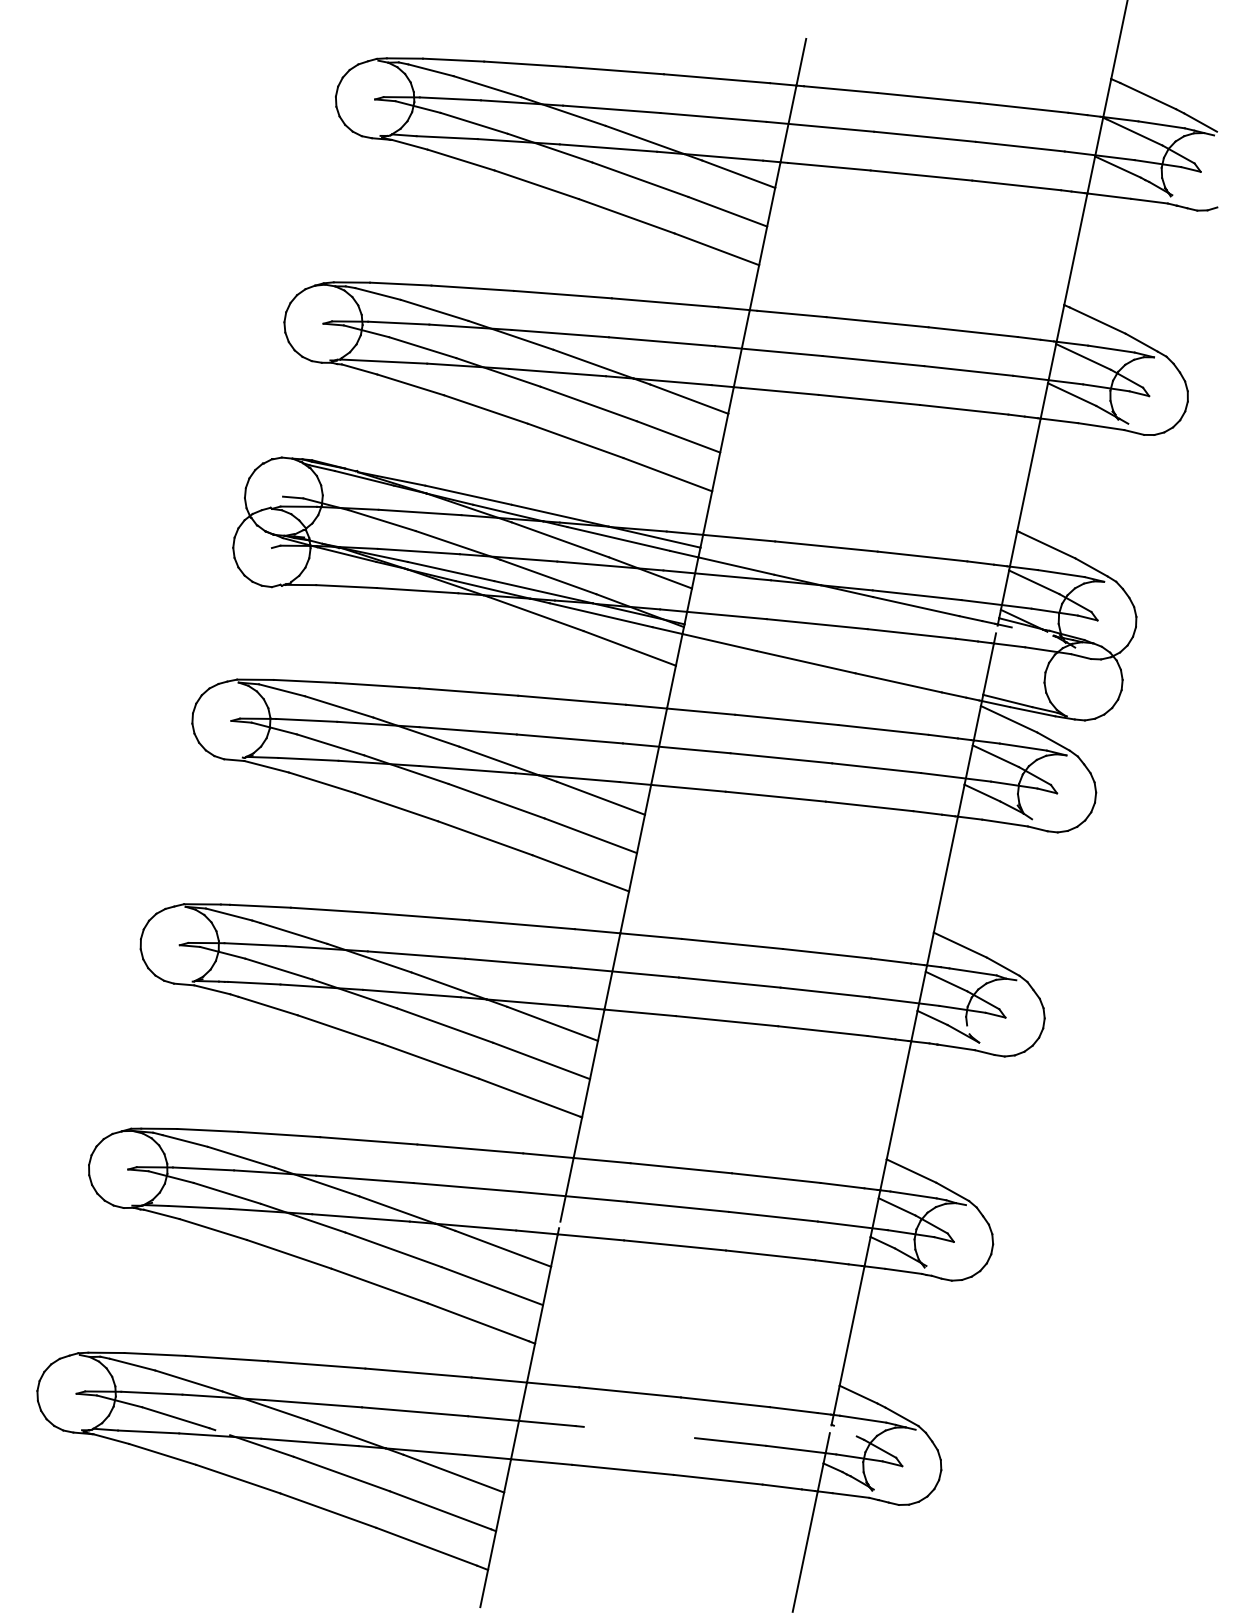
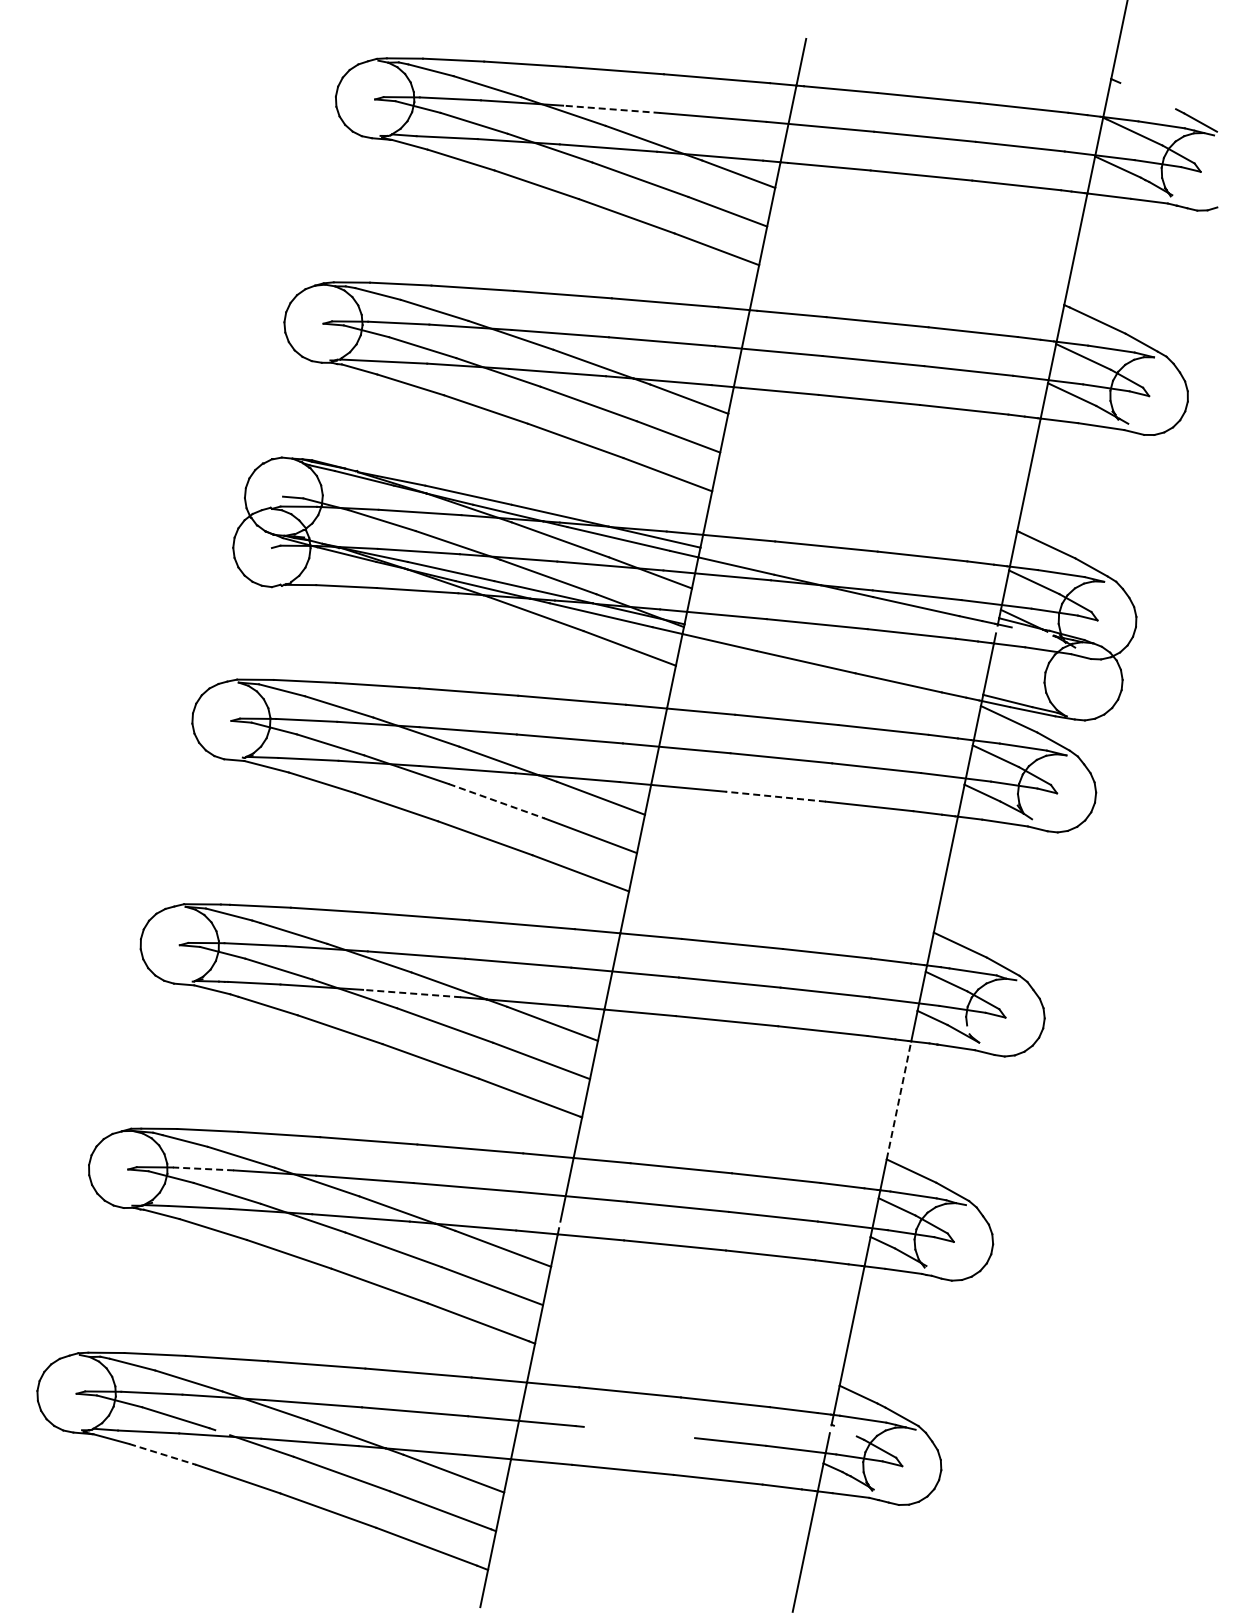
line: present -> none (1148, 95)
line: solid -> dashed (611, 109)
line: solid -> dashed (775, 796)
line: solid -> dashed (497, 801)
line: solid -> dashed (411, 993)
line: solid -> dashed (899, 1099)
line: solid -> dashed (203, 1168)
line: solid -> dashed (163, 1454)
